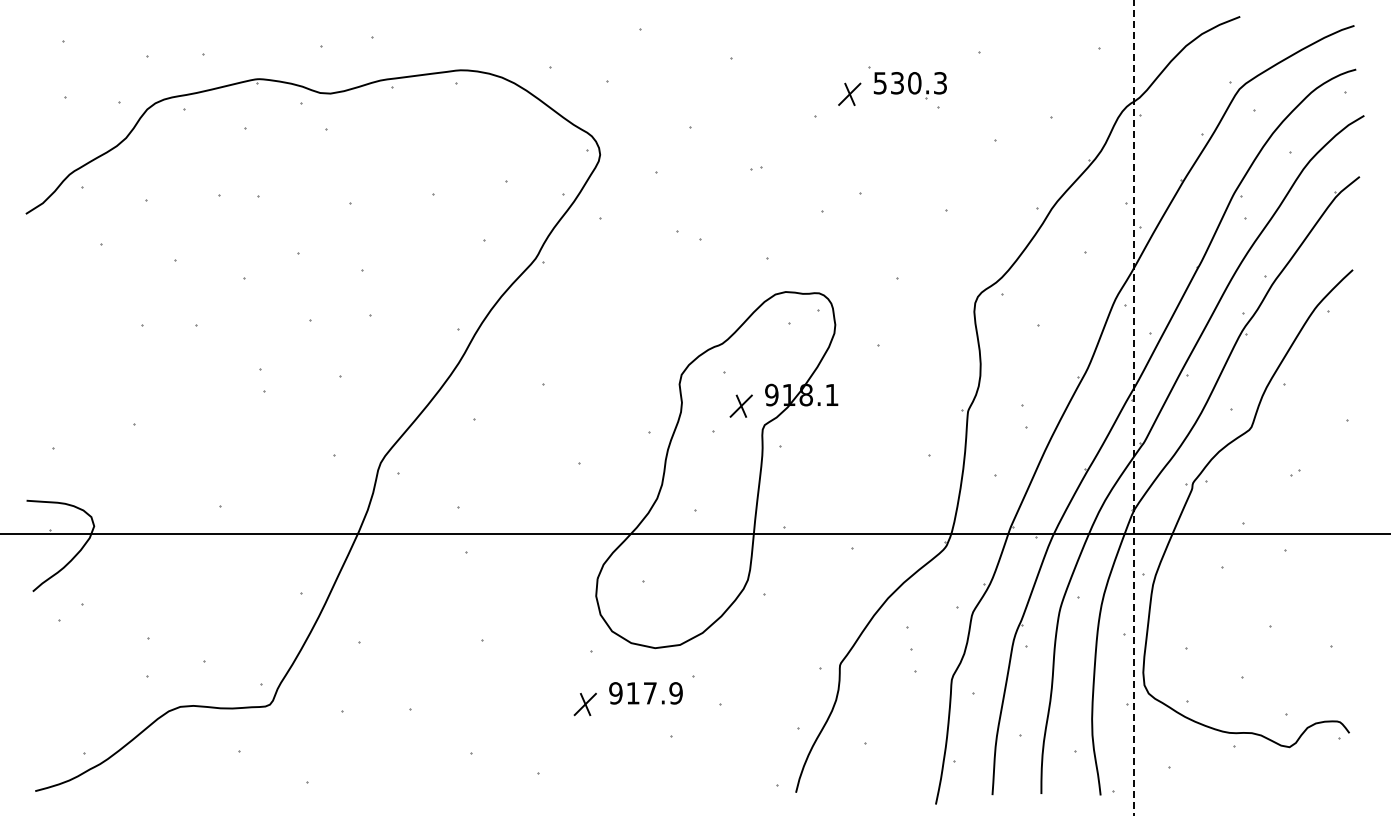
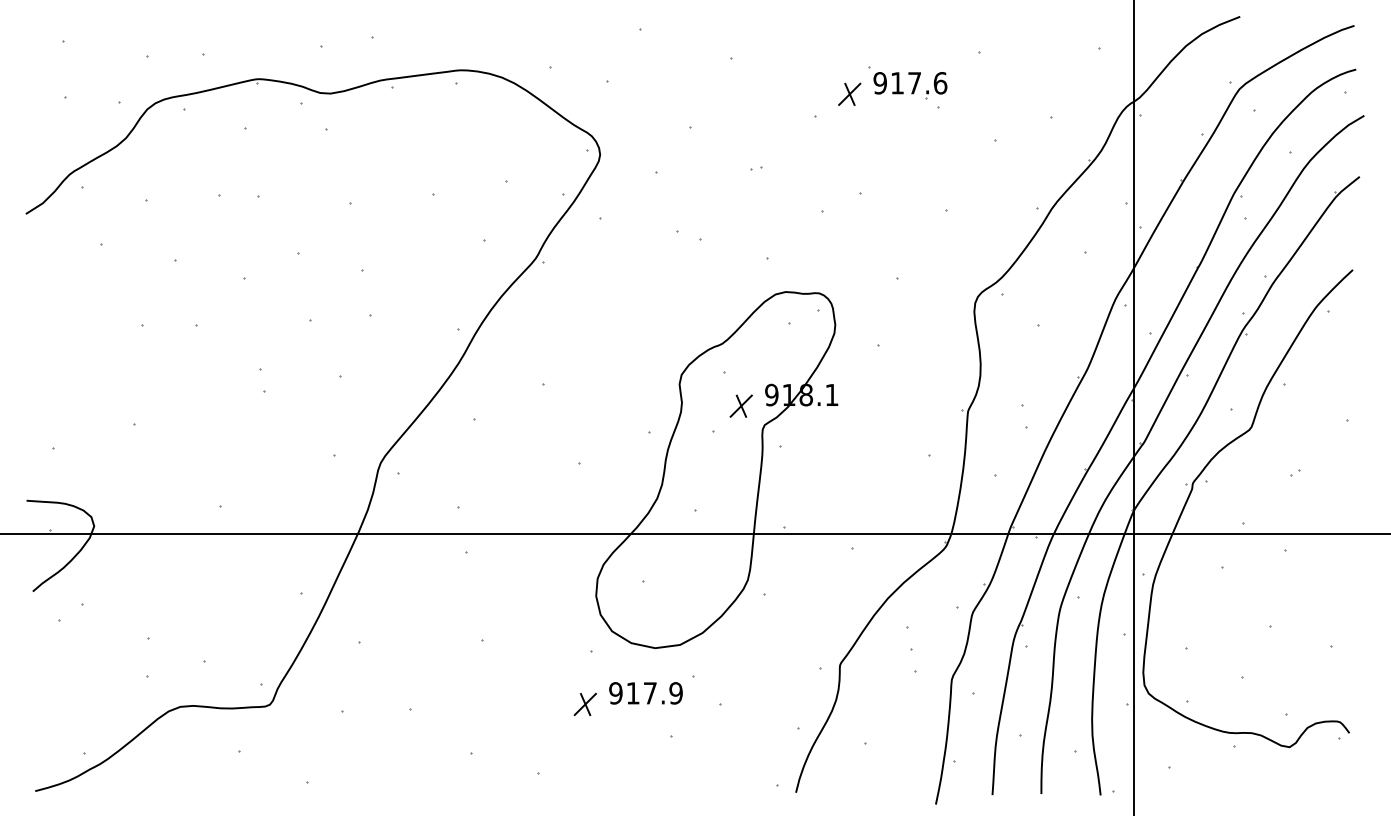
text: 530.3 -> 917.6 (910, 83)
line: dashed -> solid (1133, 408)
